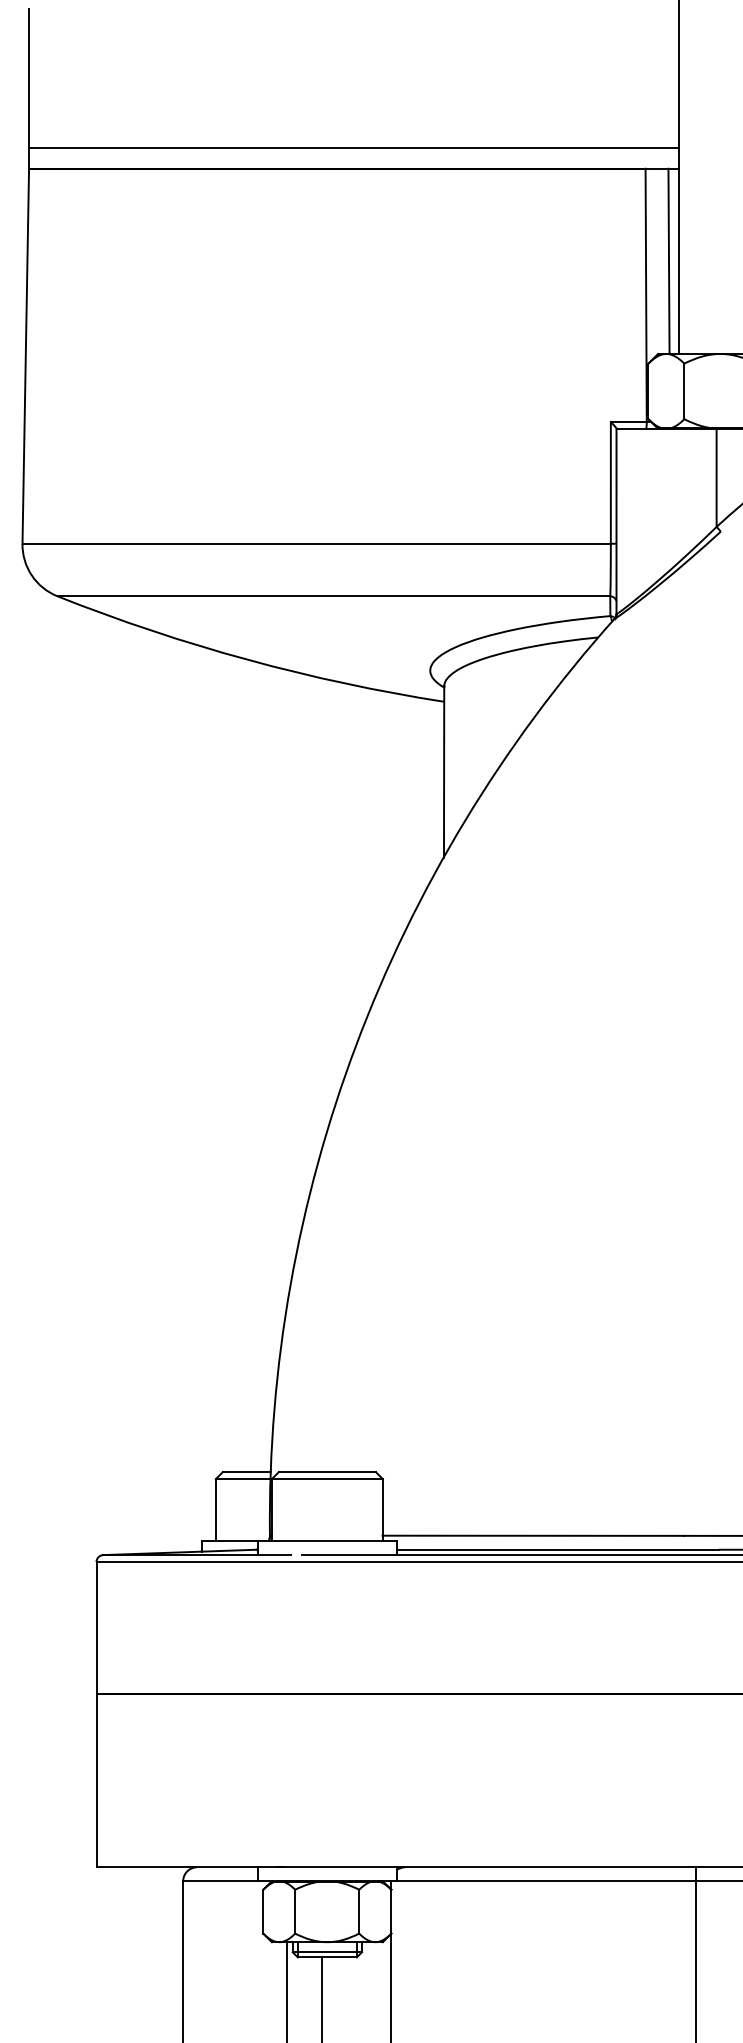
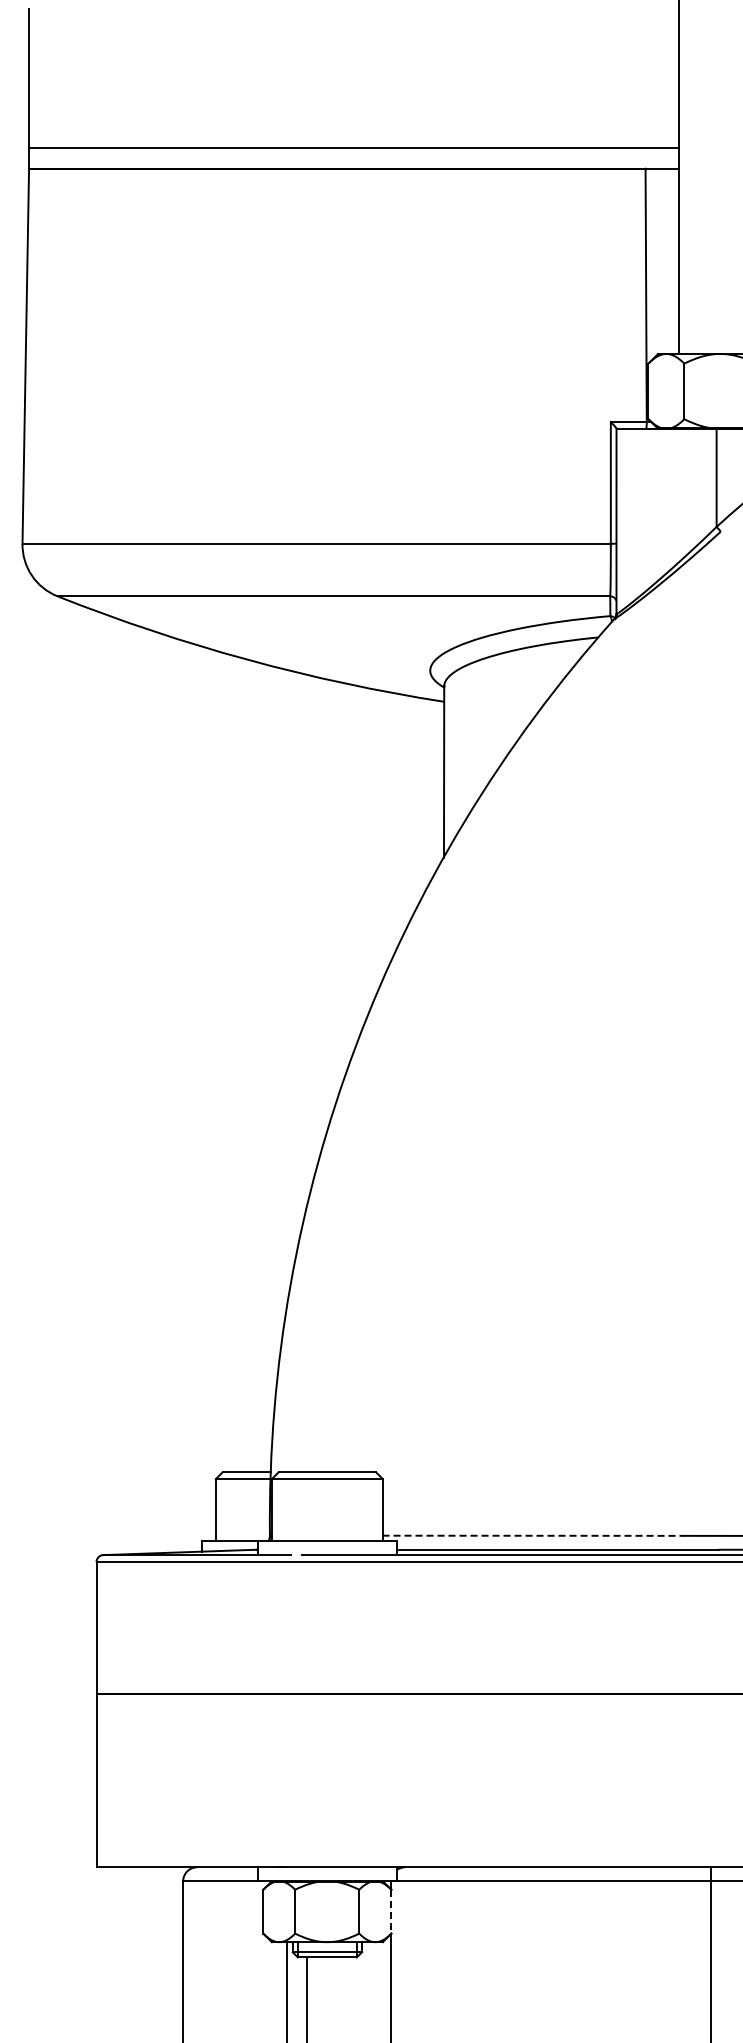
line: present -> none (668, 260)
line: solid -> dashed (533, 1535)
line: solid -> dashed (391, 1911)
line position: (696, 1953) -> (711, 1953) (711, 1953)
line position: (322, 1998) -> (307, 1998) (307, 1998)
